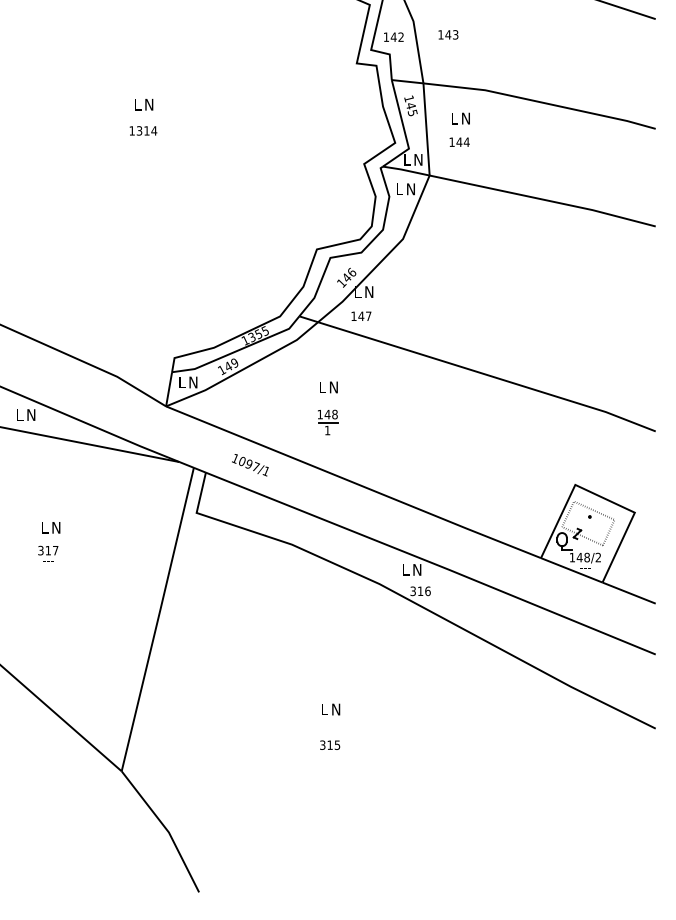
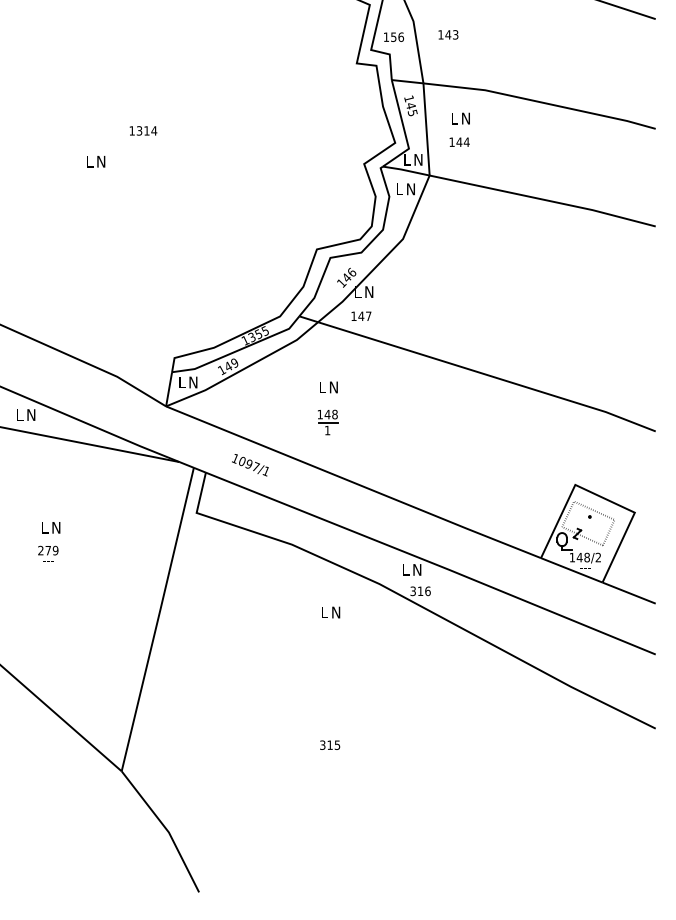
text: 142 -> 156 (397, 36)
text position: (144, 104) -> (96, 161) (96, 161)
text: 317 -> 279 (48, 550)
text position: (331, 709) -> (331, 612) (331, 612)
